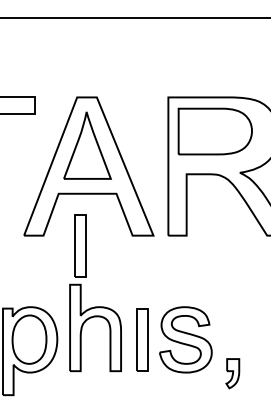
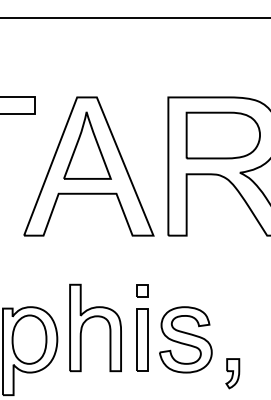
part position: (214, 131) -> (222, 135) (222, 135)
part: present -> none (80, 245)
part: none -> present (142, 290)
